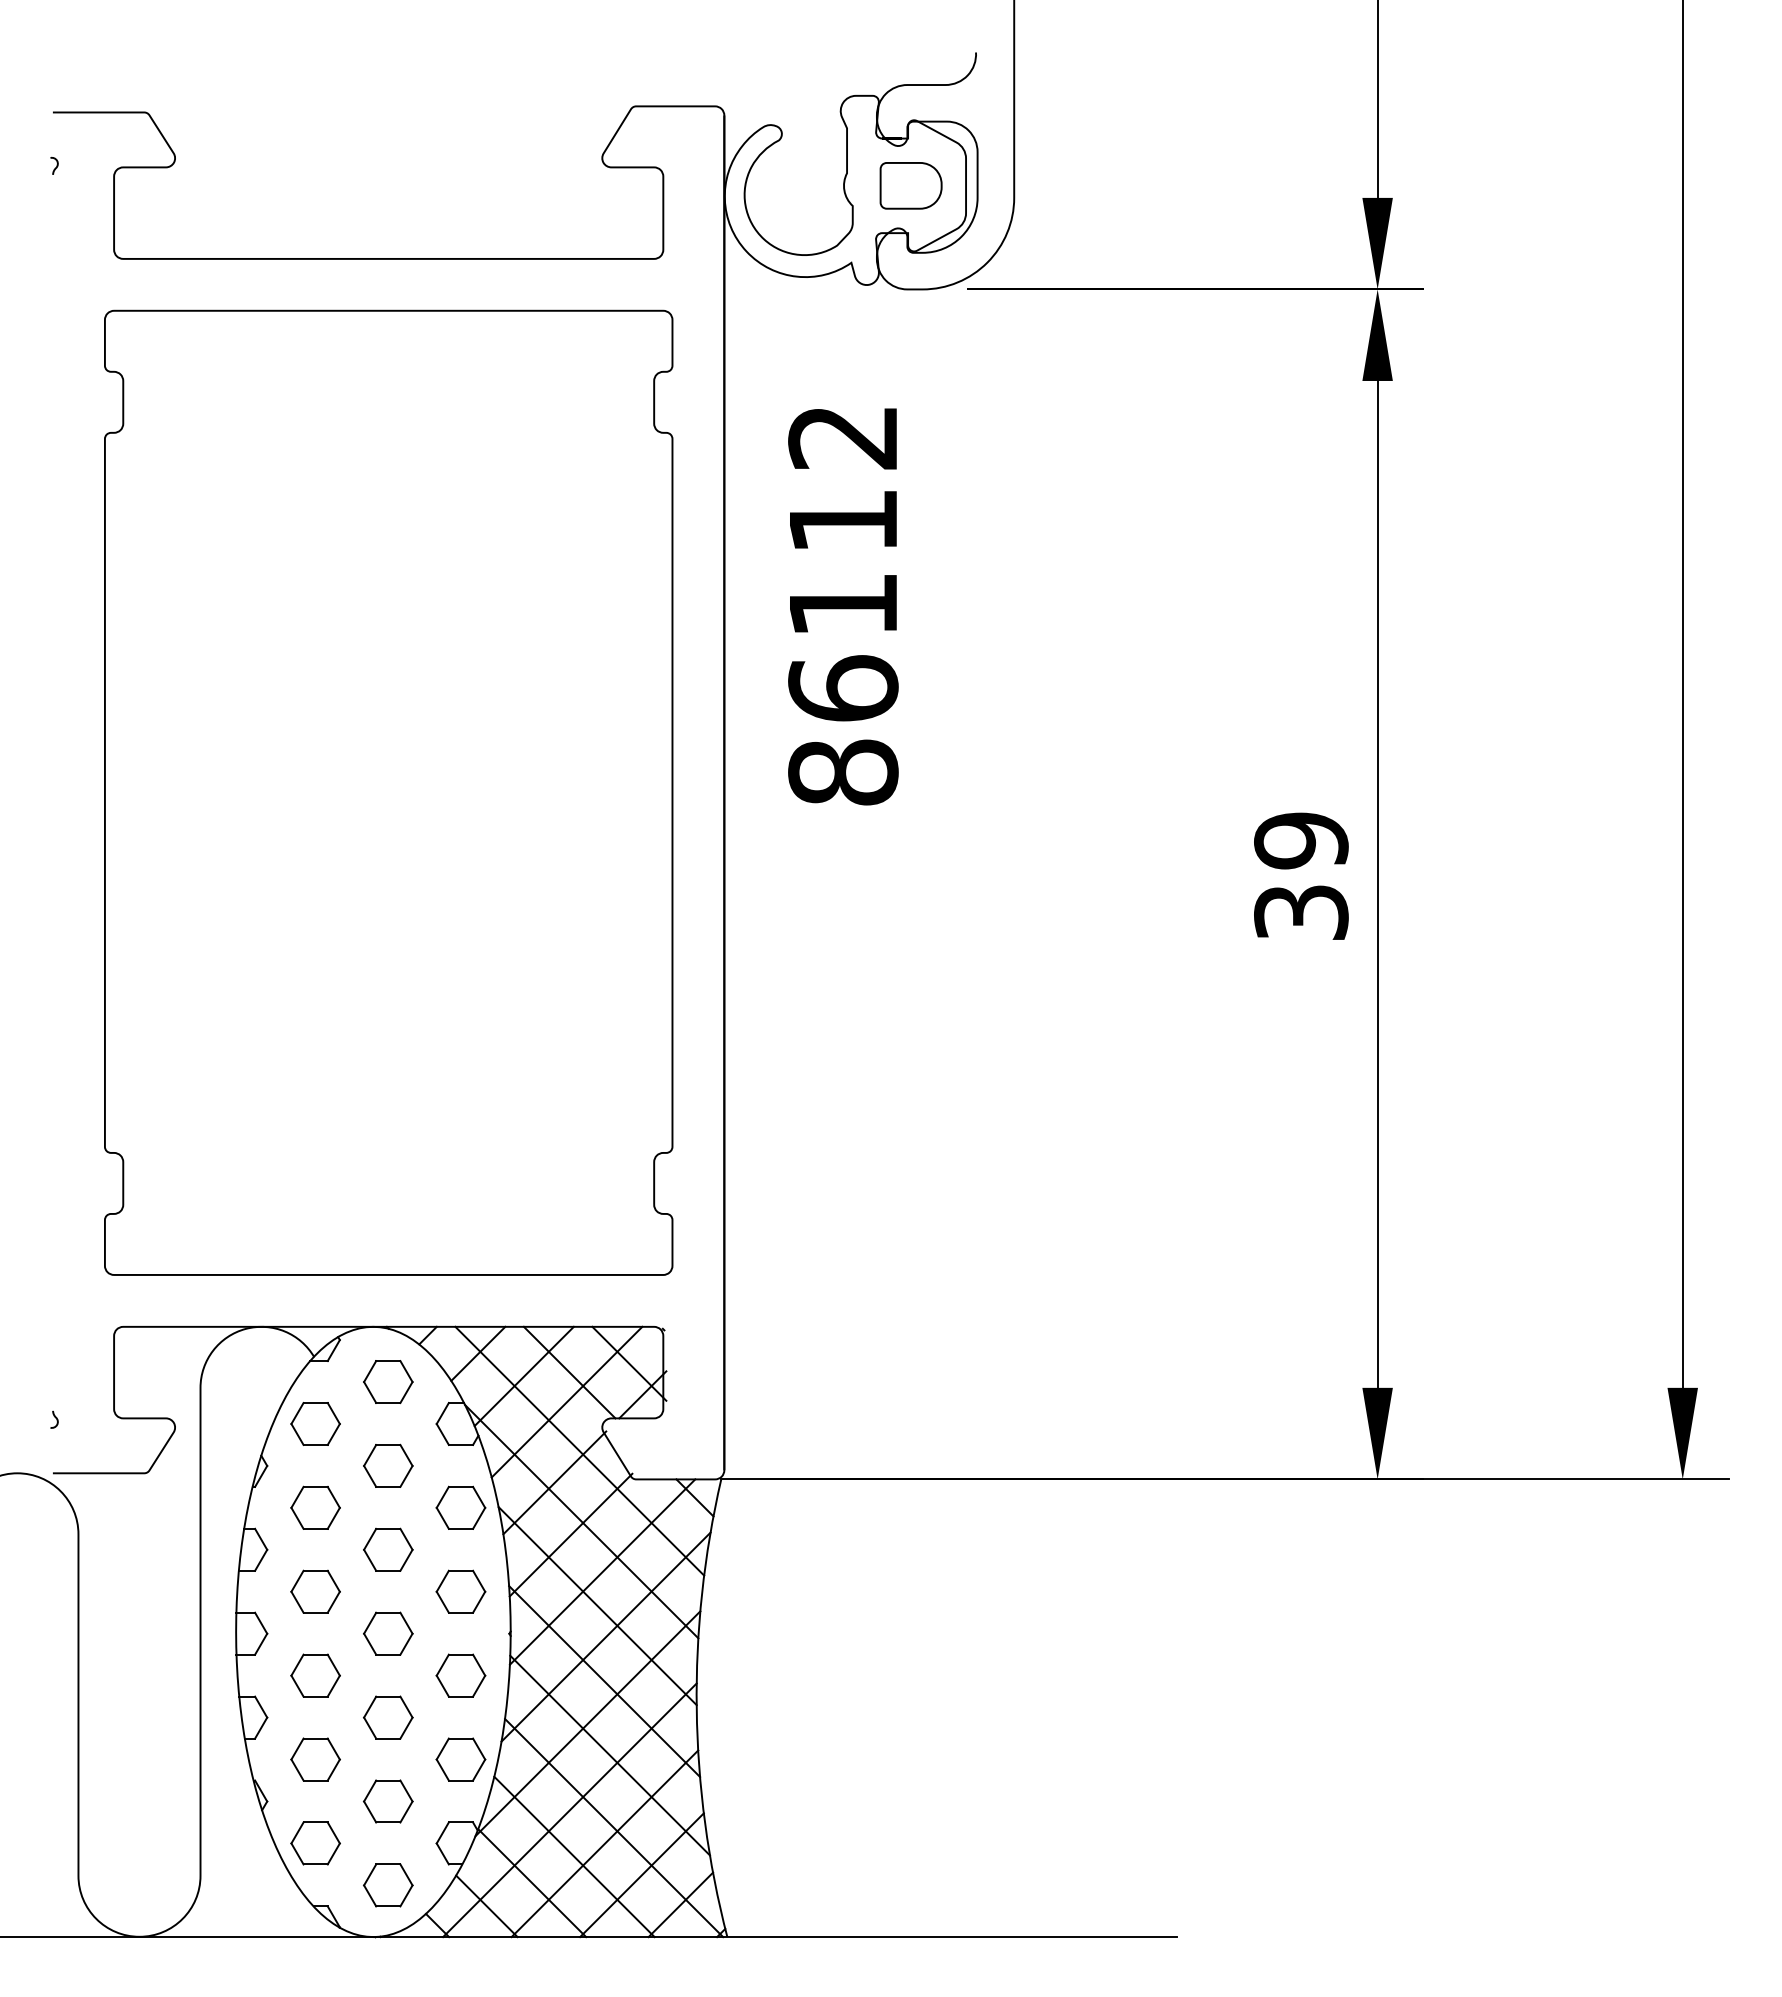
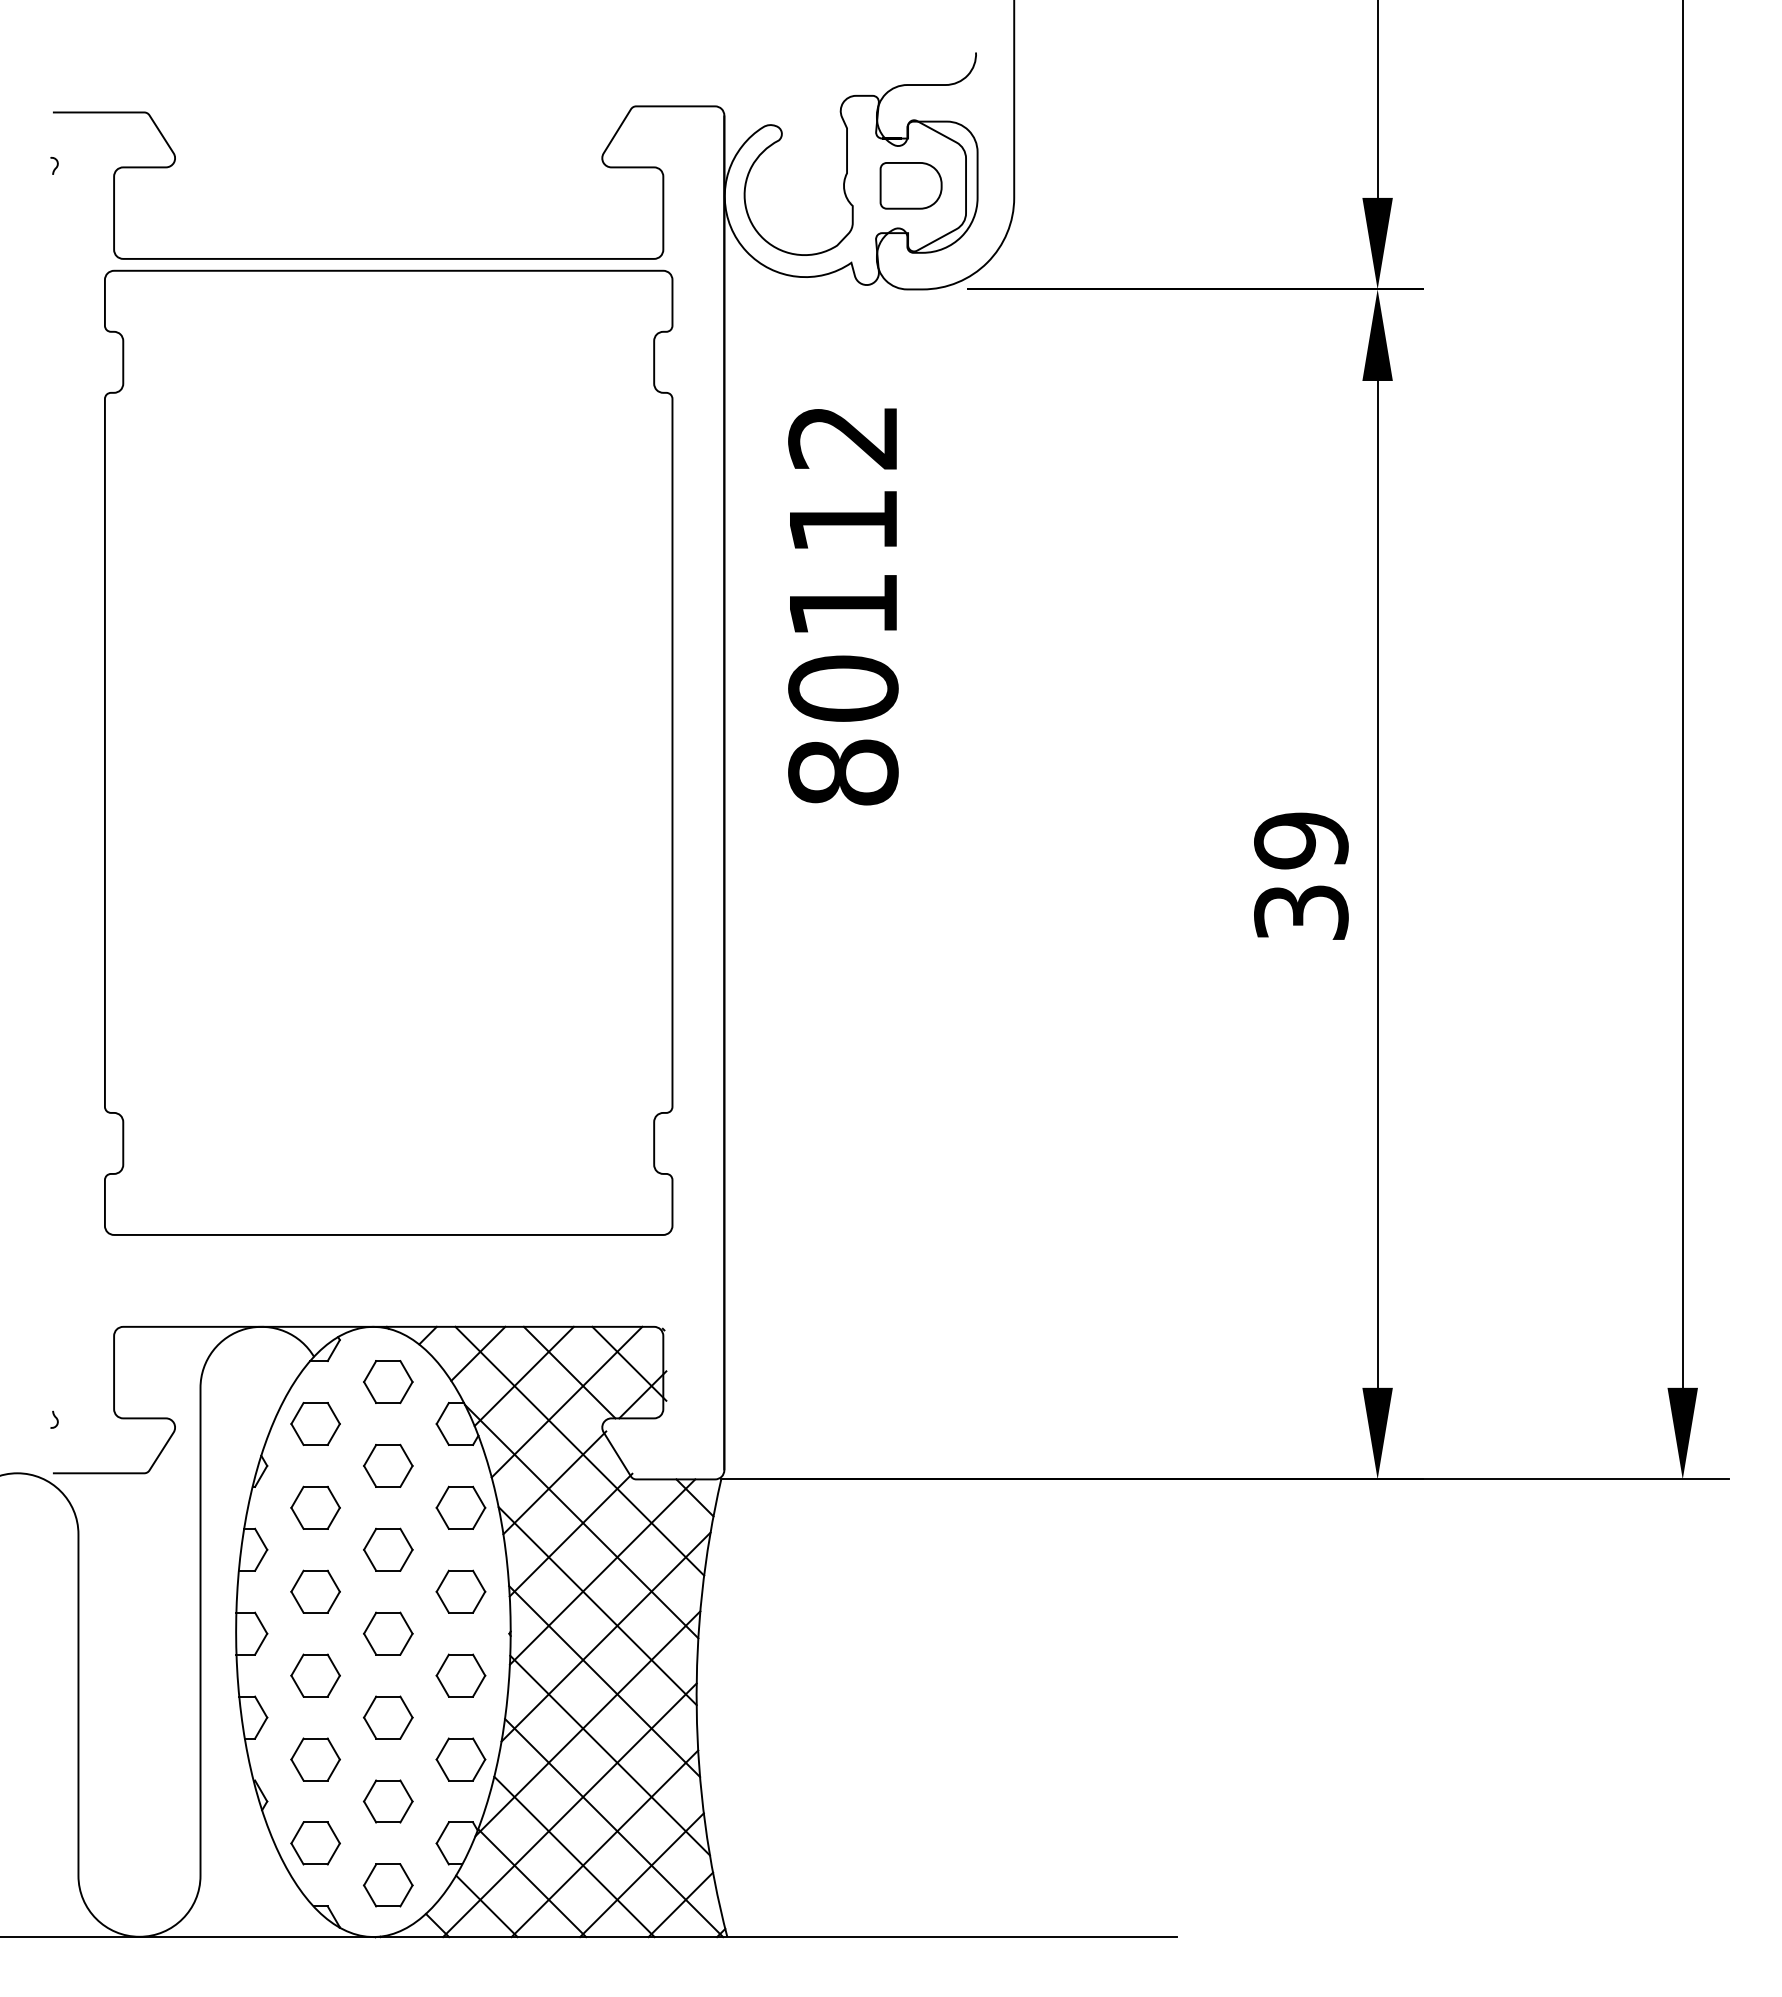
text: 86112 -> 80112 (843, 688)
part position: (388, 792) -> (388, 752) (388, 752)
